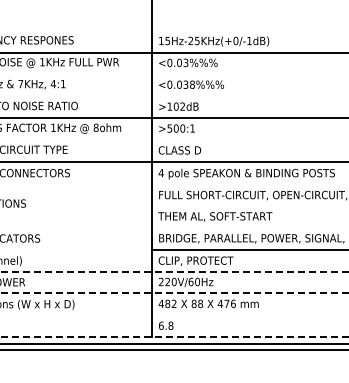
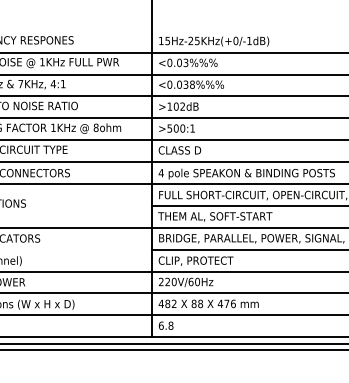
line: none -> present (173, 74)
line: none -> present (173, 96)
line: none -> present (173, 140)
line: none -> present (173, 184)
line: none -> present (248, 205)
line: none -> present (173, 227)
line: dashed -> solid (174, 271)
line: dashed -> solid (174, 293)
line: none -> present (173, 315)
line: dashed -> solid (174, 337)
